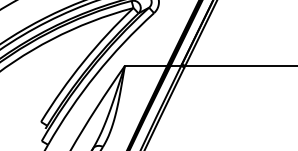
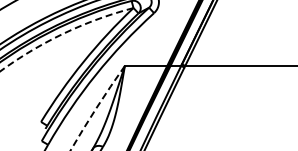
arc: solid -> dashed (63, 33)
arc: solid -> dashed (96, 108)
